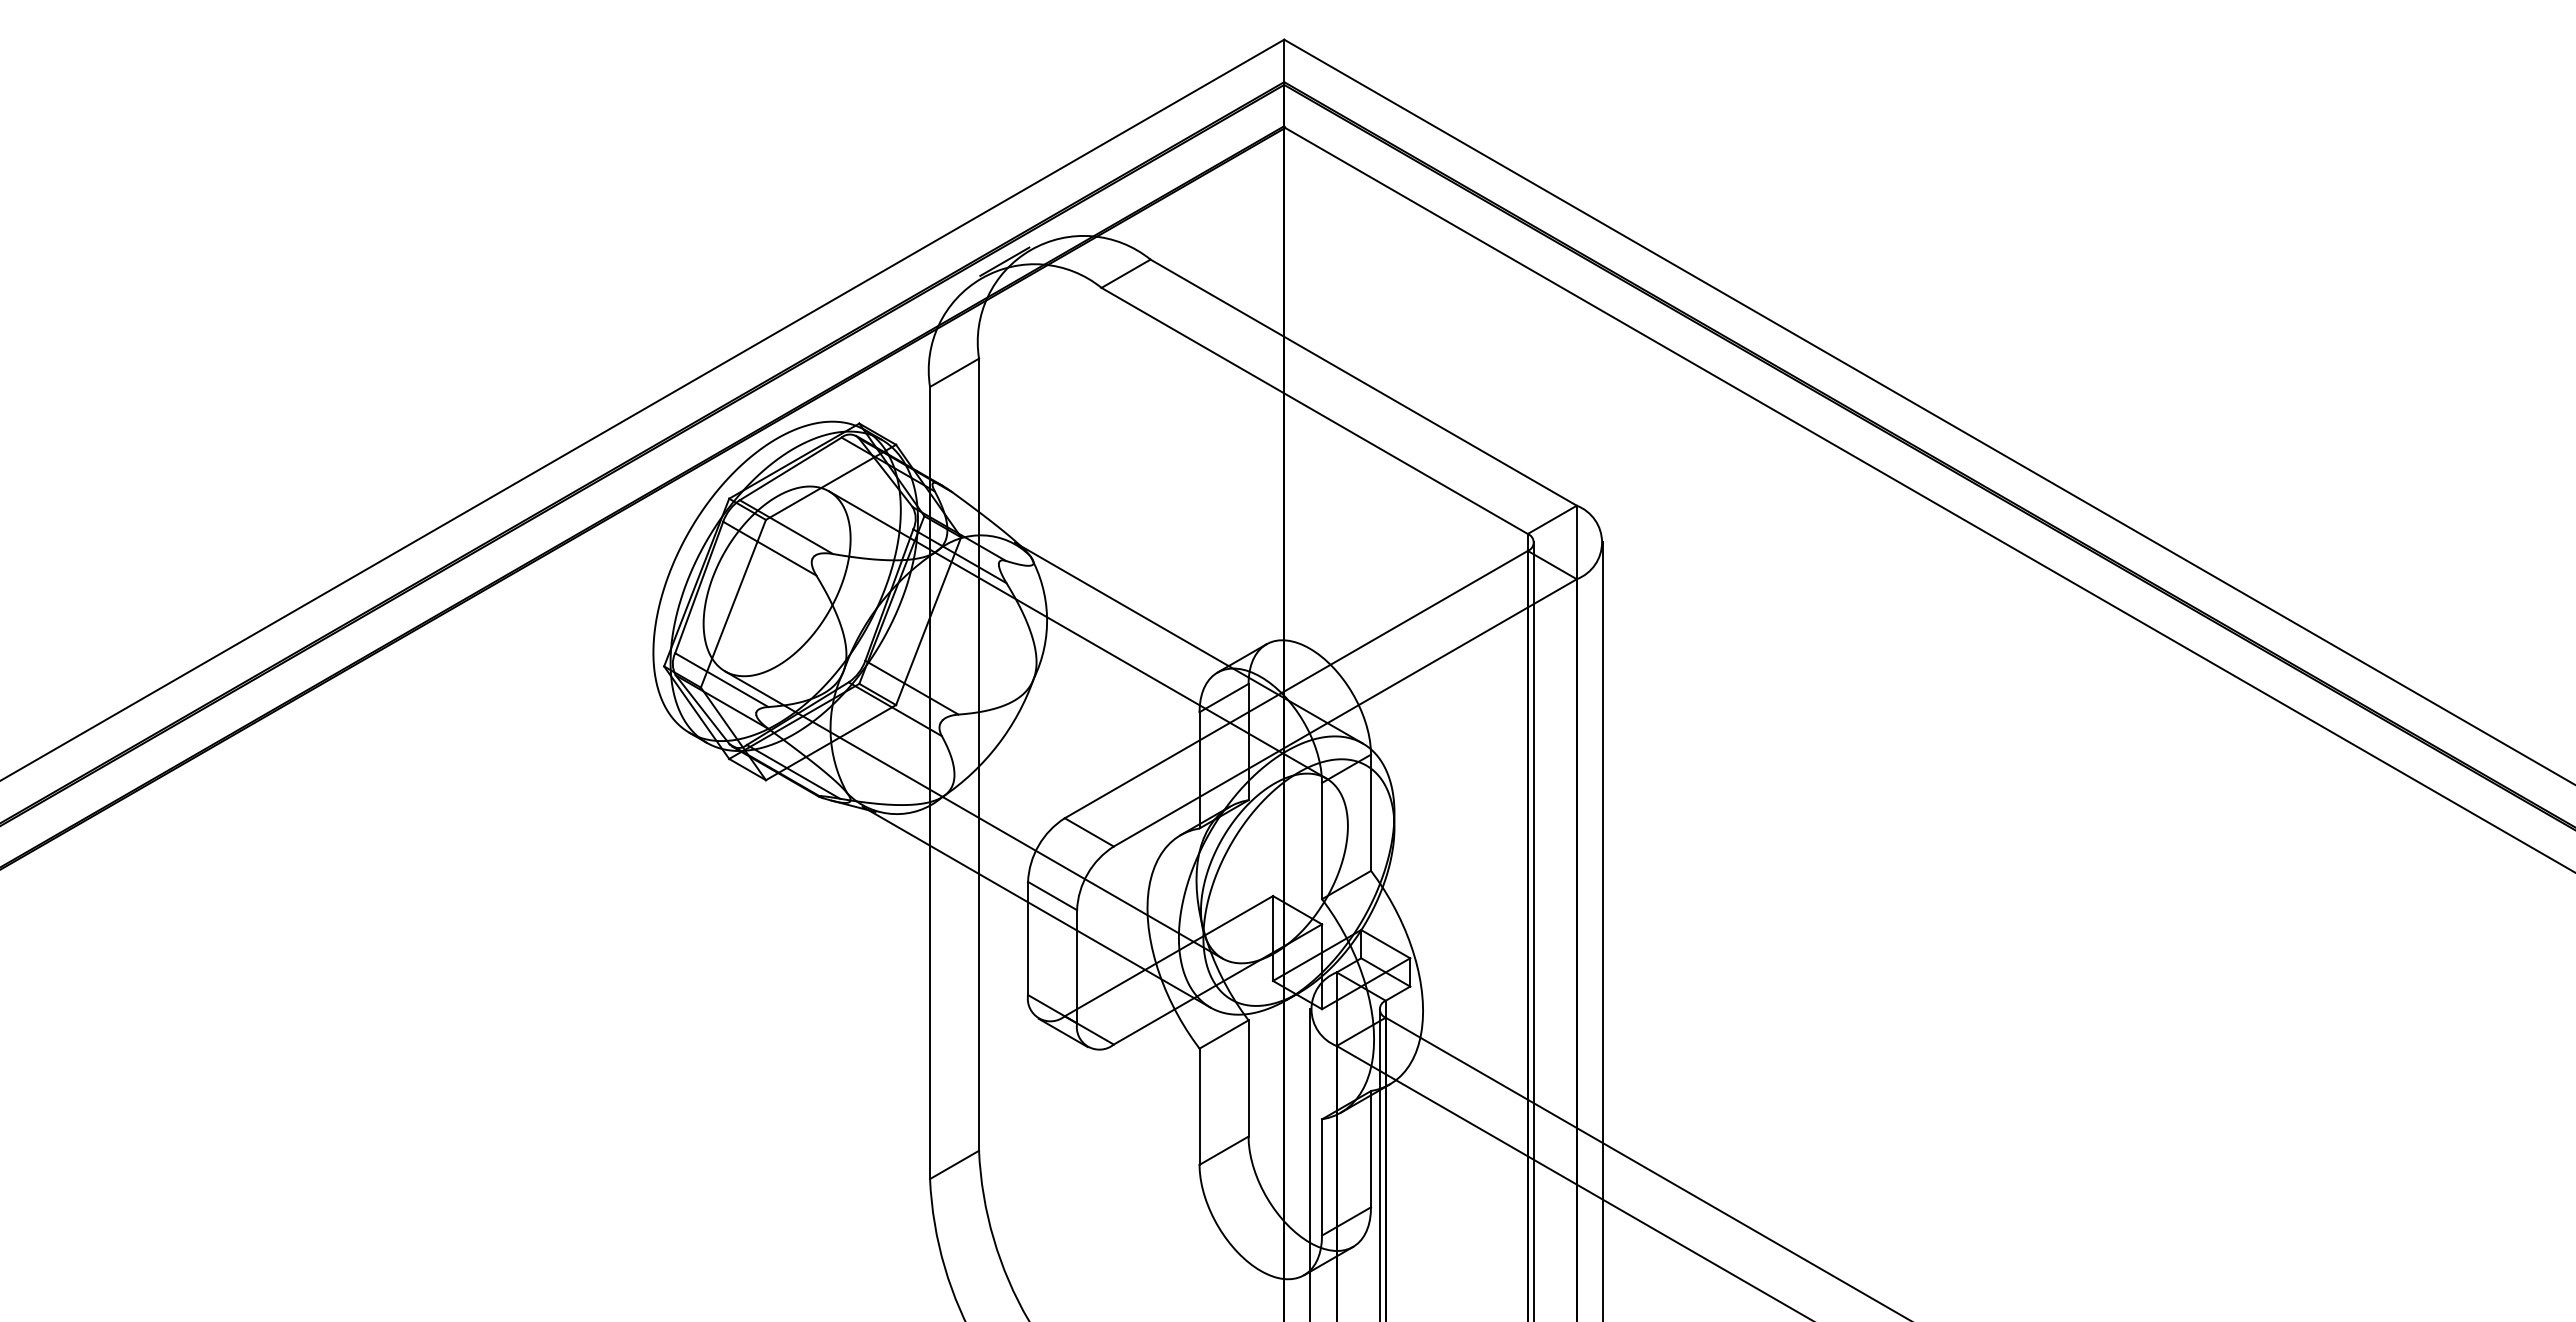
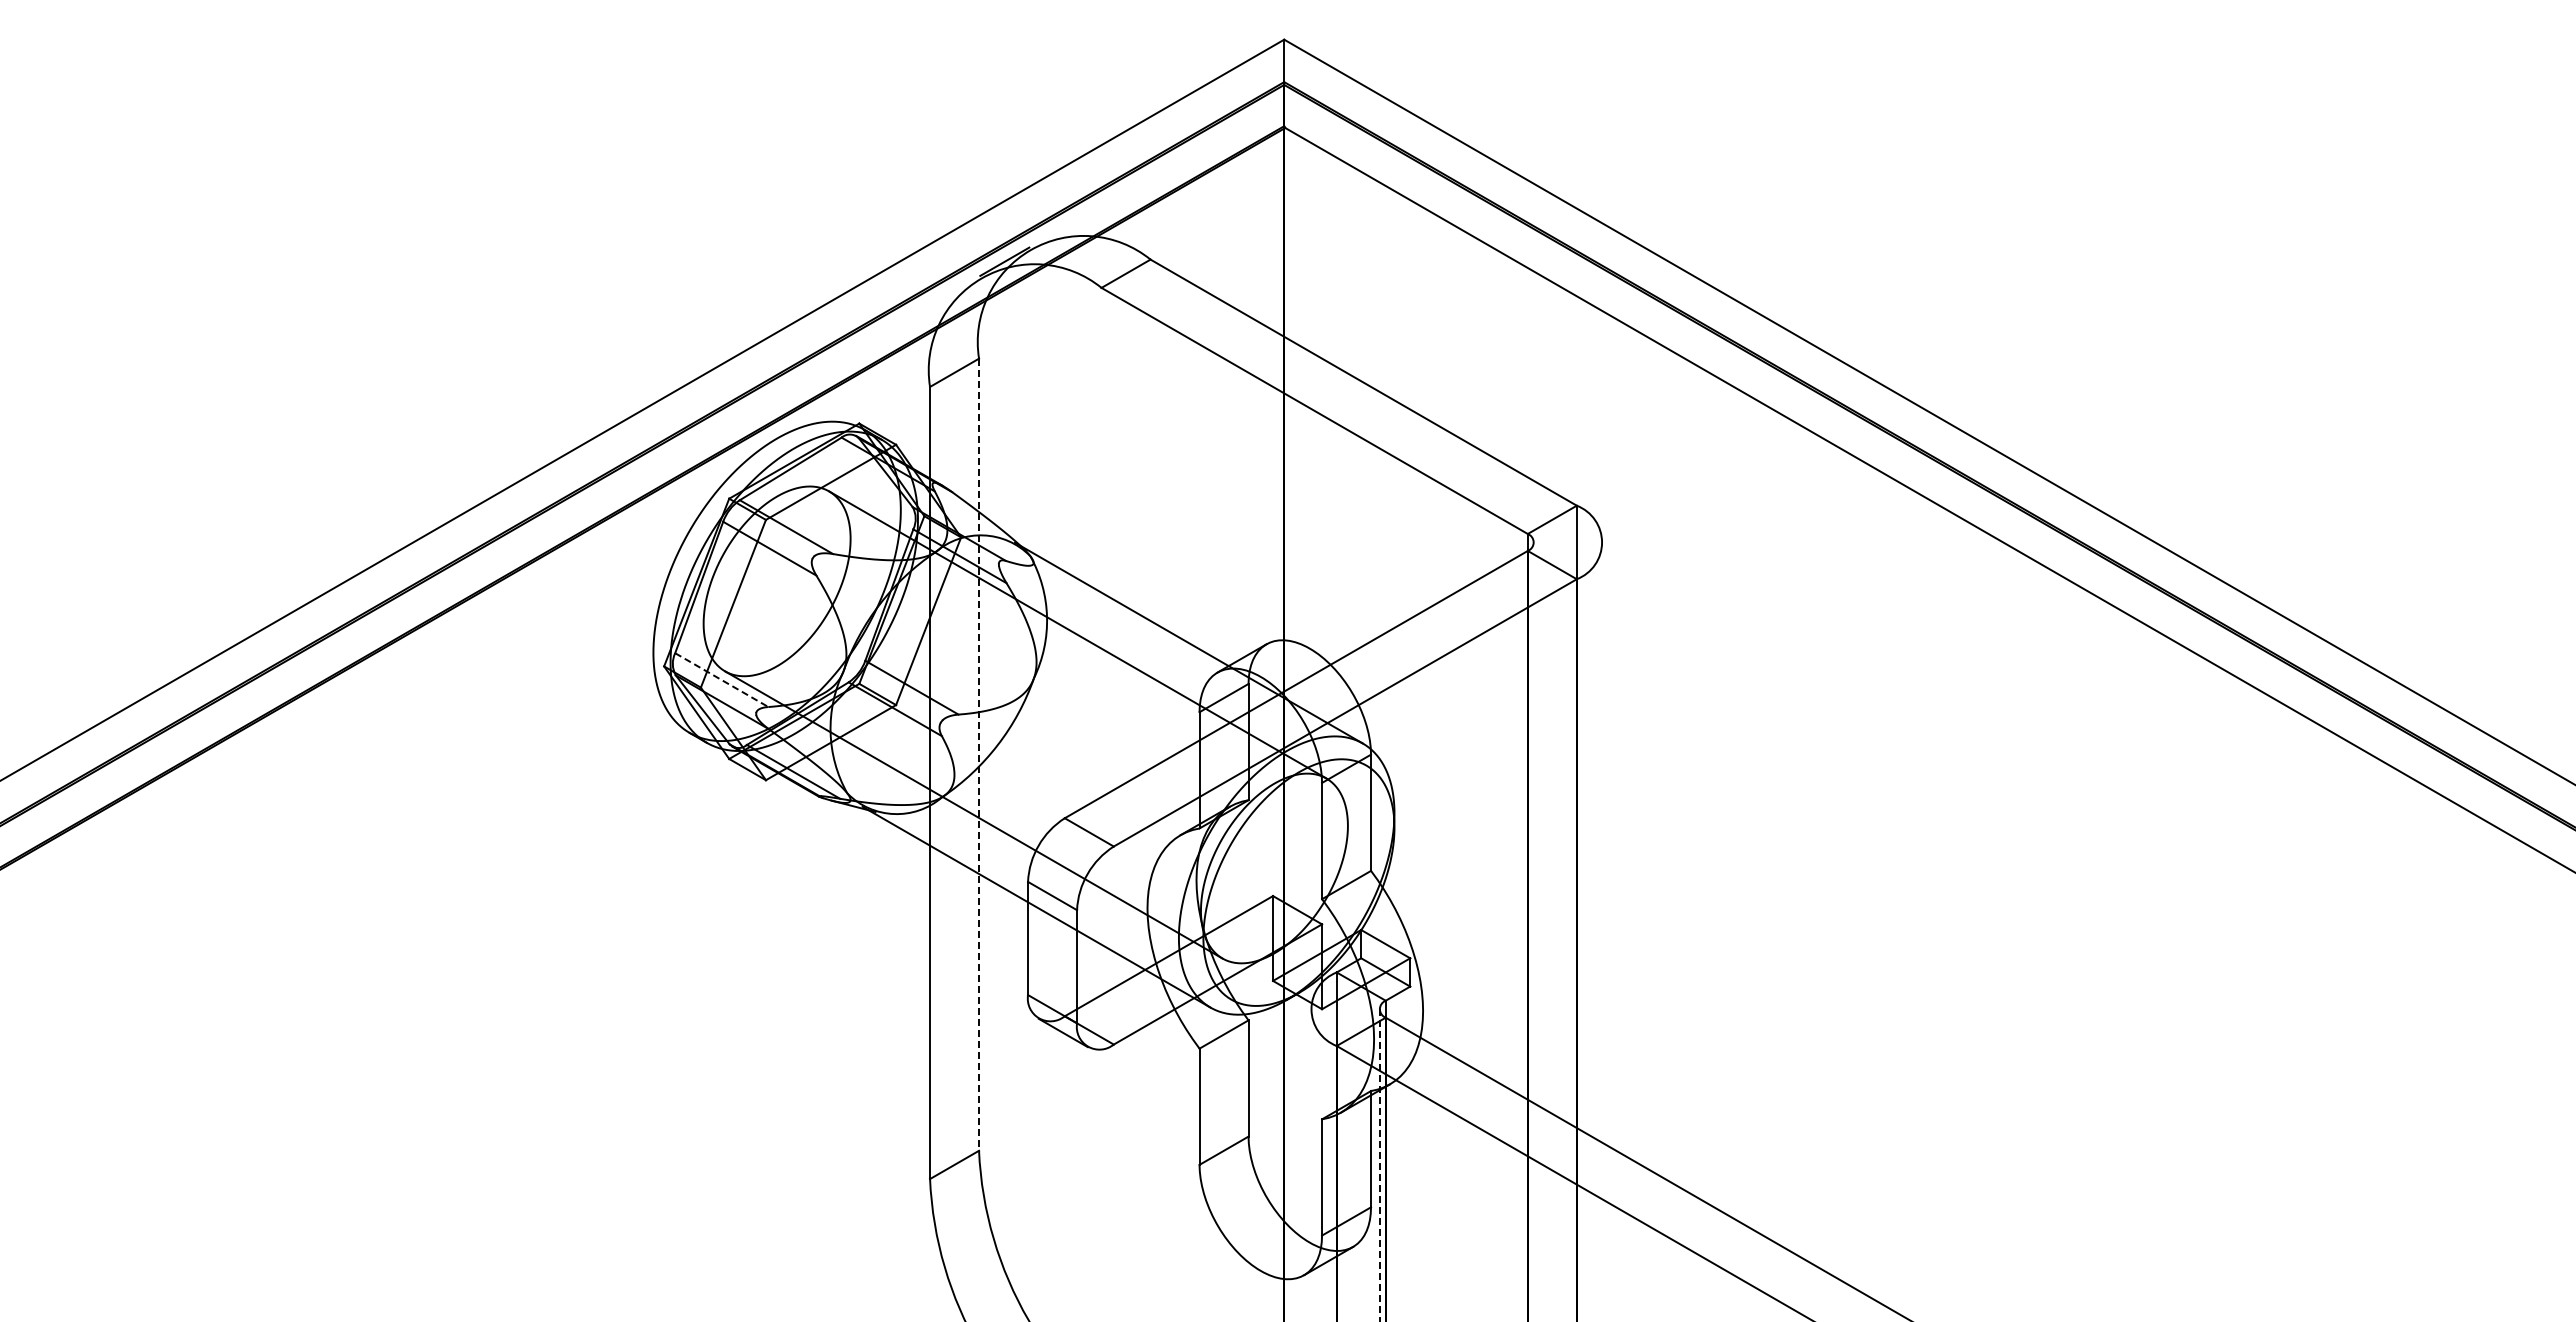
line: solid -> dashed (721, 680)
line: solid -> dashed (979, 755)
line: present -> none (1533, 930)
line: present -> none (1603, 930)
line: present -> none (1310, 1163)
line: solid -> dashed (1379, 1165)
